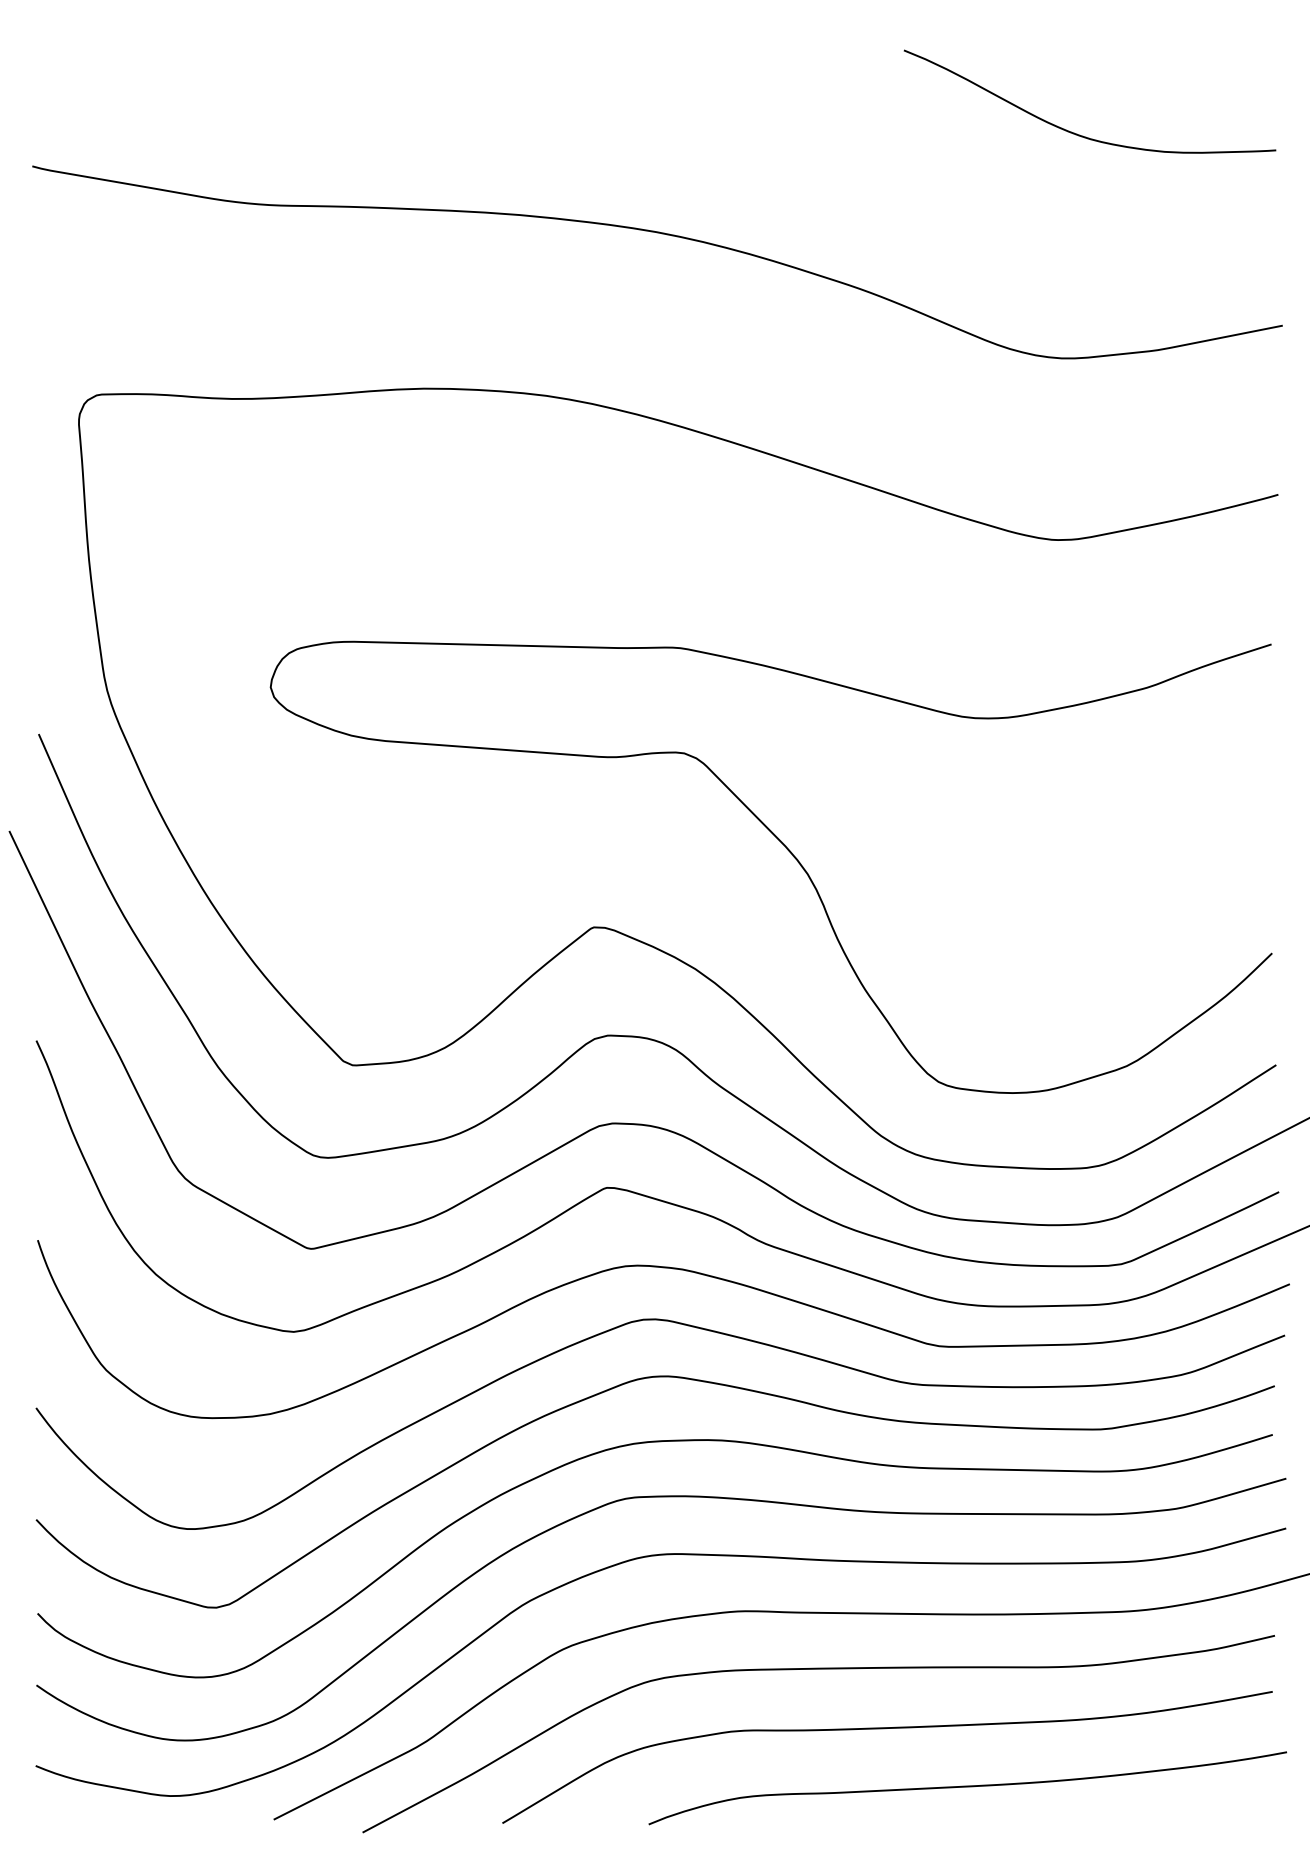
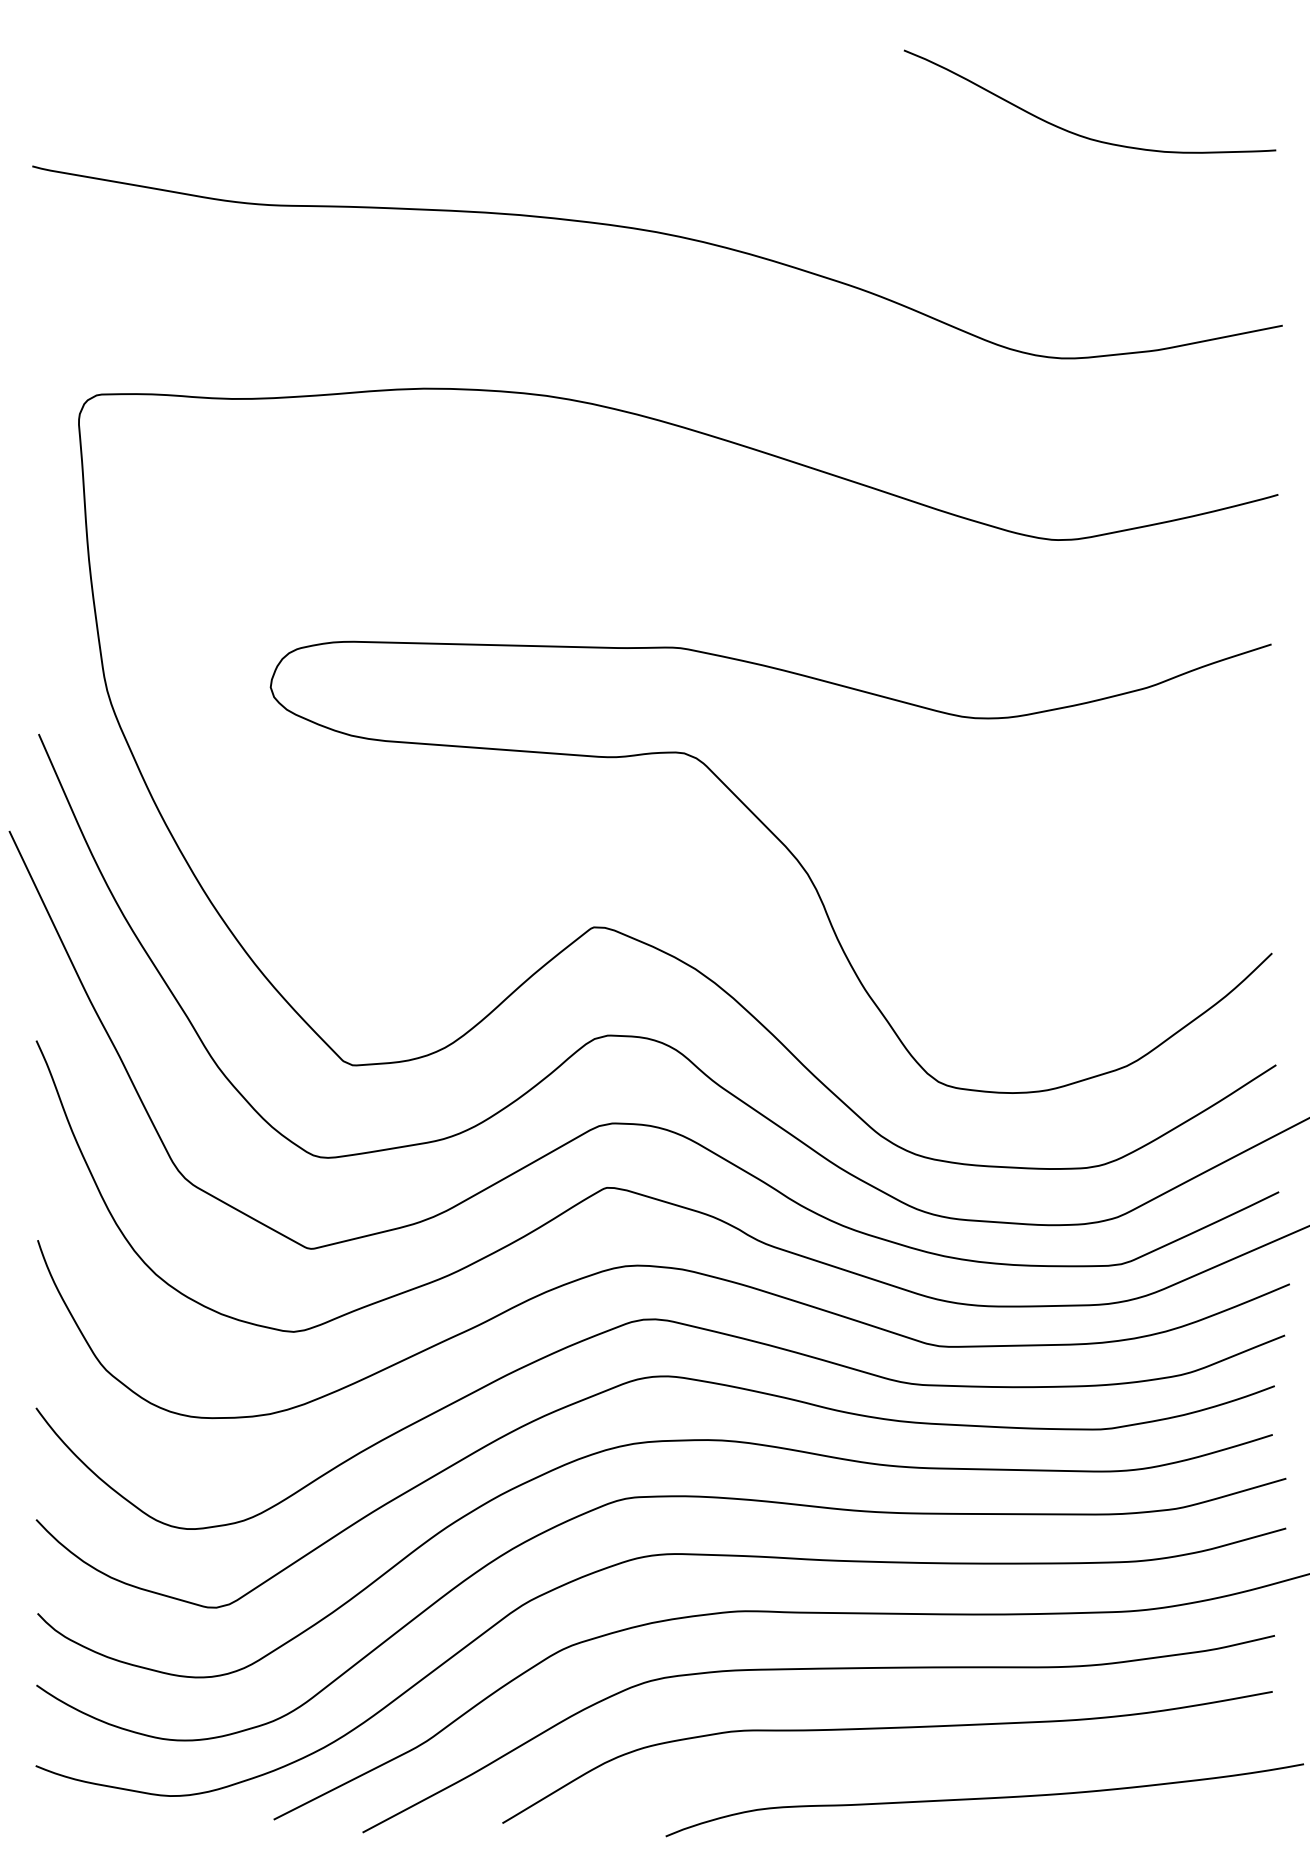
curve position: (967, 1787) -> (984, 1799) (984, 1799)
